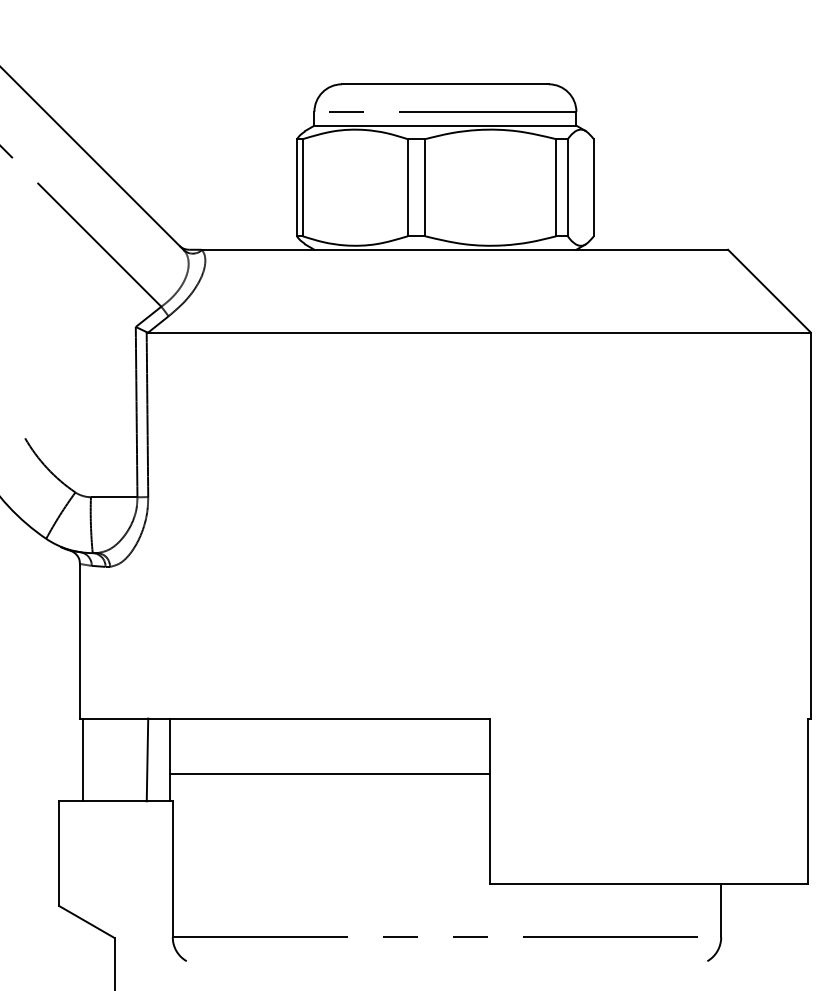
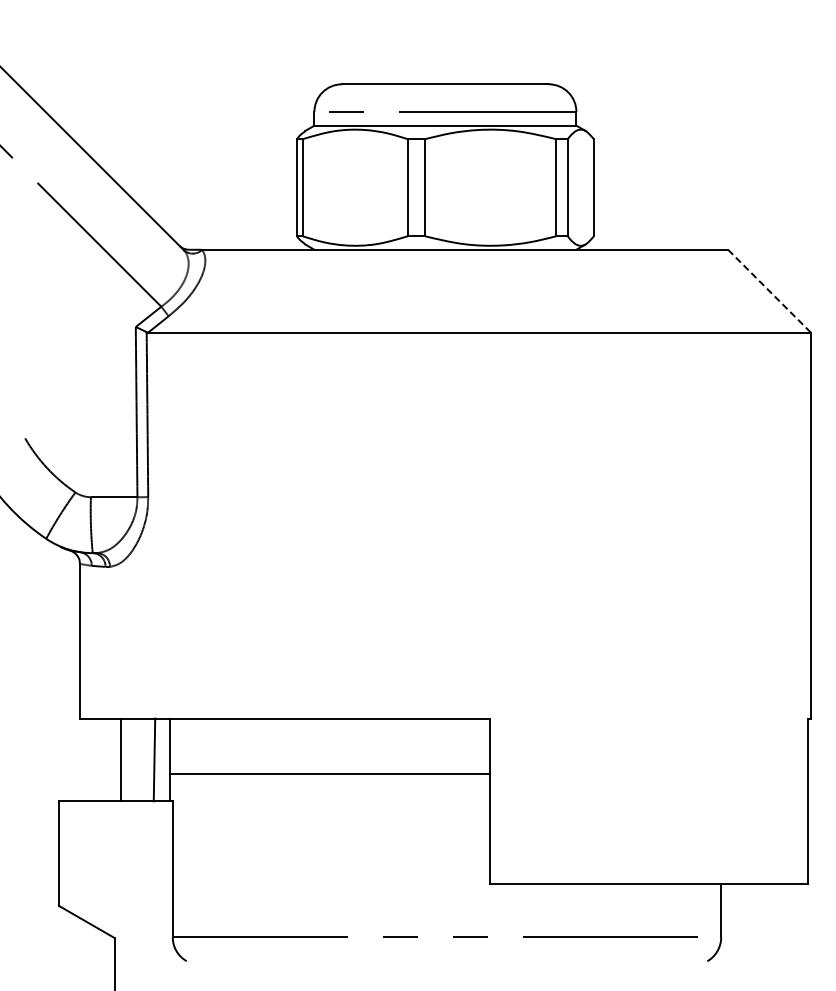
line: solid -> dashed (769, 290)
line position: (82, 759) -> (120, 759) (120, 759)
line position: (147, 759) -> (154, 759) (154, 759)
